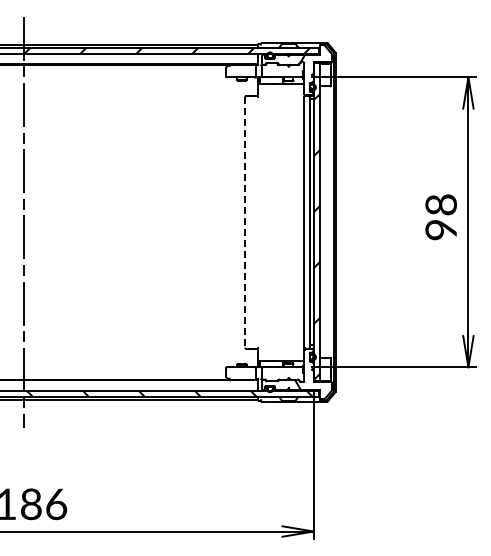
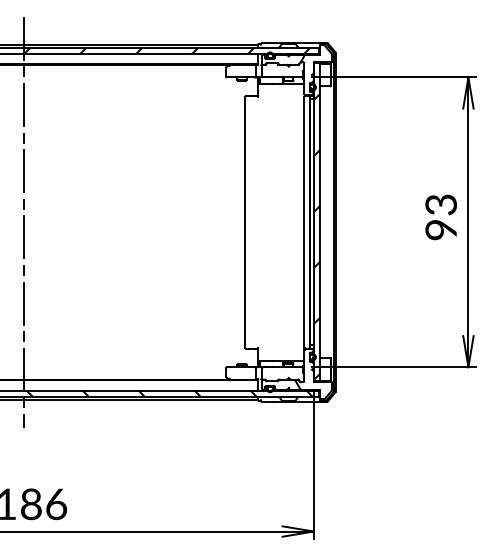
text: 98 -> 93 (440, 204)
line: dashed -> solid (245, 222)
